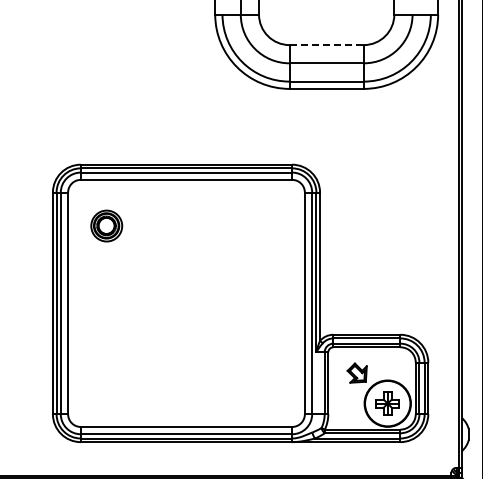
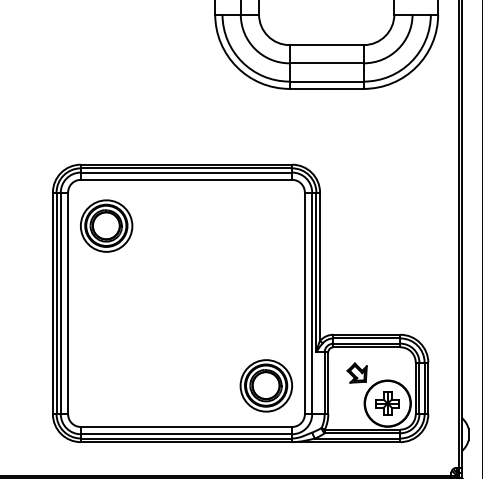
line: dashed -> solid (327, 45)
part size: 34x34 px -> 54x54 px (106, 225)
part: none -> present (265, 385)
